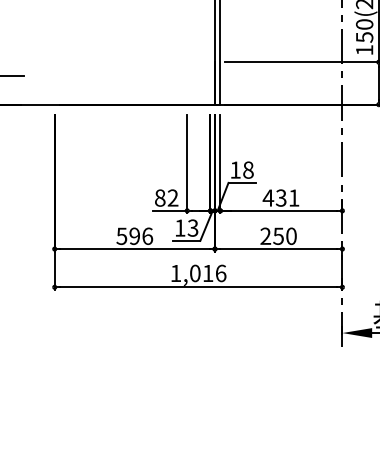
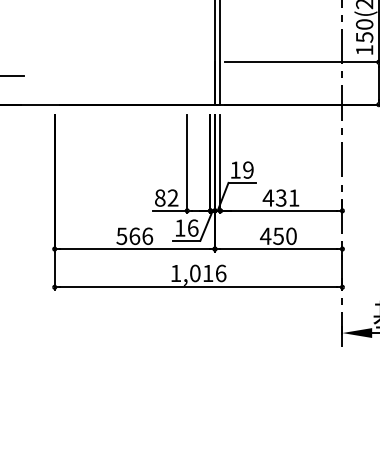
text: 18 -> 19 (248, 169)
text: 13 -> 16 (192, 227)
text: 250 -> 450 (265, 235)
text: 596 -> 566 (134, 236)
